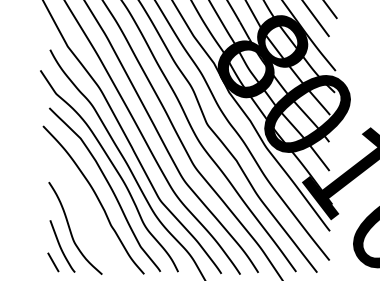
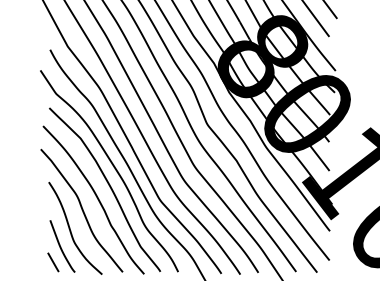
curve: none -> present (81, 210)
